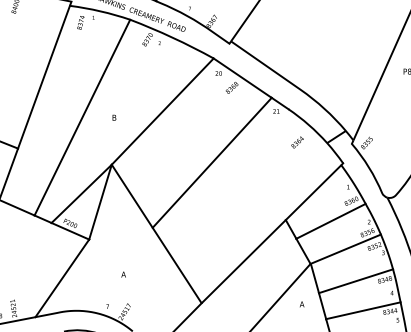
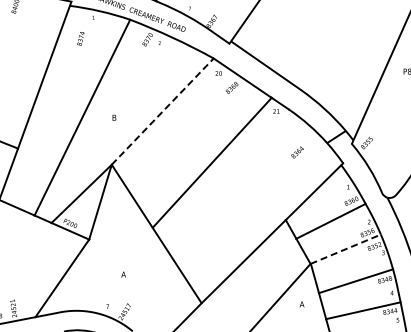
text position: (80, 22) -> (80, 38) (80, 38)
line: solid -> dashed (162, 111)
text position: (297, 142) -> (297, 152) (297, 152)
line: solid -> dashed (346, 249)
